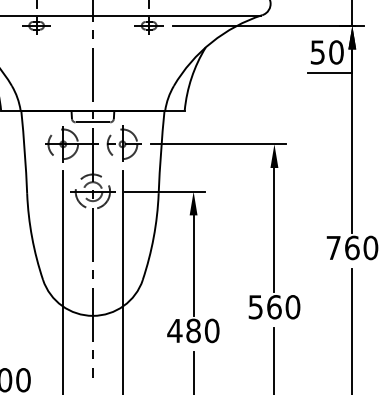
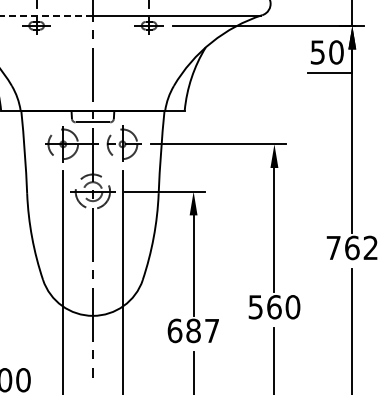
line: solid -> dashed (45, 15)
text: 760 -> 762 (370, 247)
text: 480 -> 687 (193, 330)
